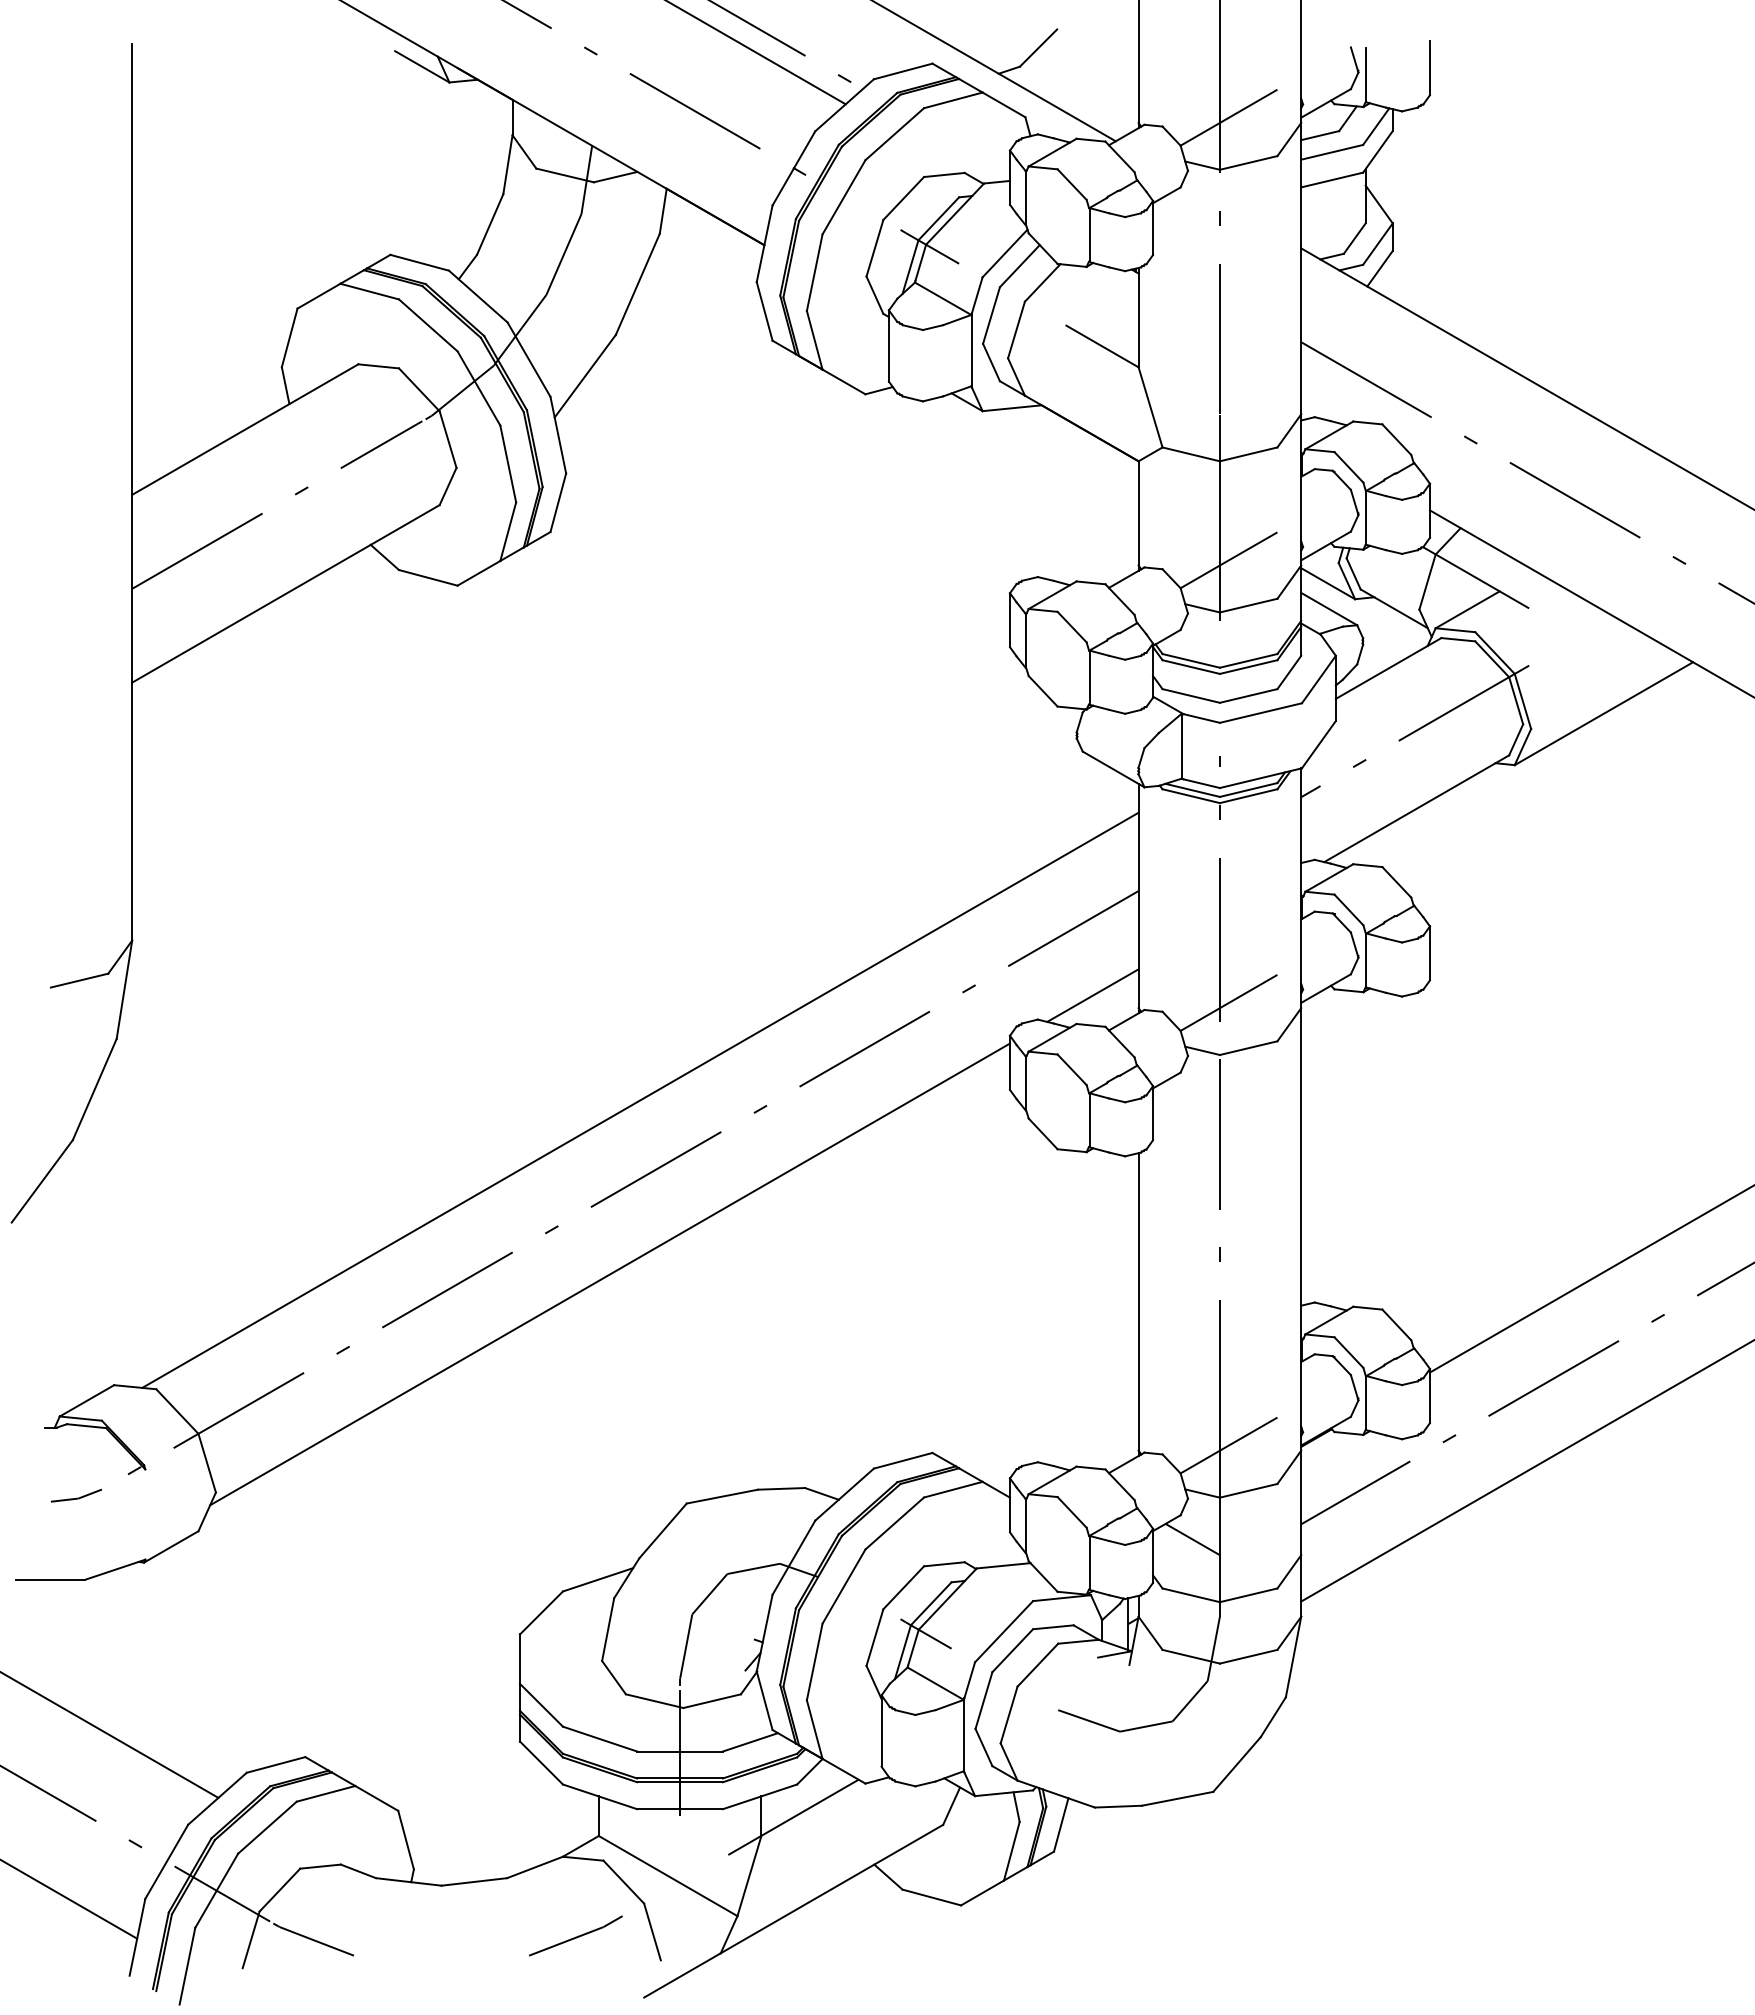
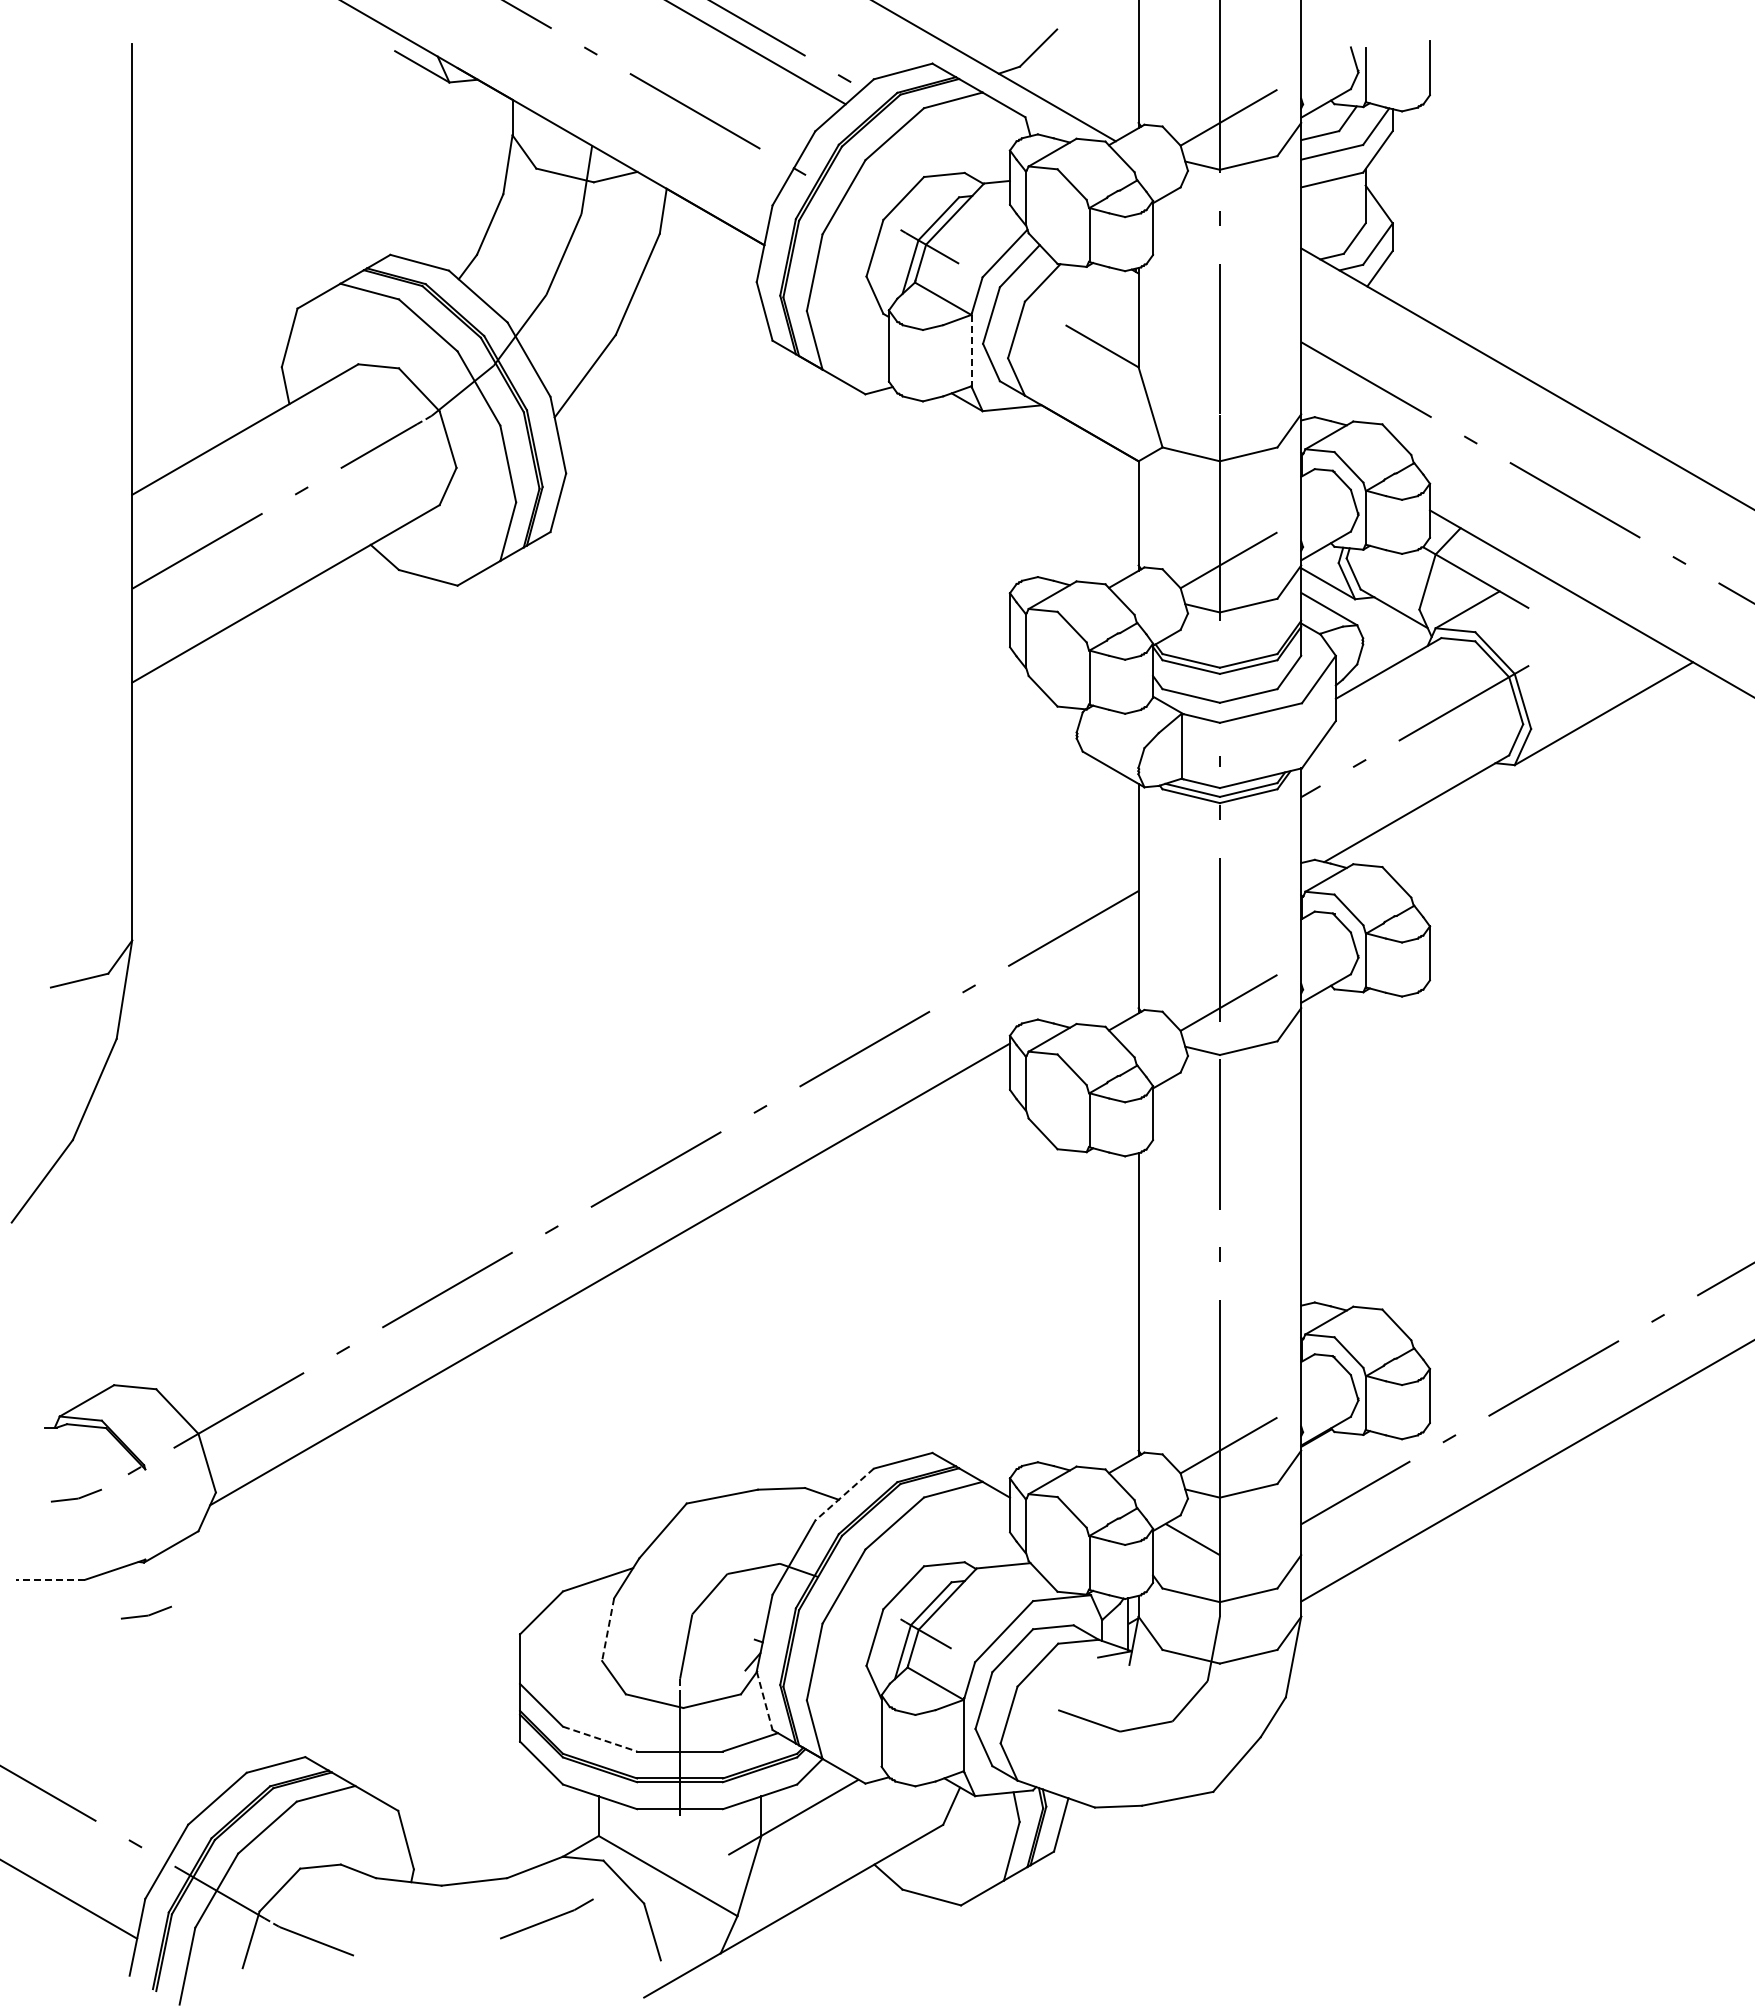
line: solid -> dashed (971, 349)
line: present -> none (1092, 995)
line: present -> none (640, 1099)
line: present -> none (1590, 1279)
line: solid -> dashed (844, 1494)
line: solid -> dashed (50, 1579)
part: none -> present (145, 1612)
line: solid -> dashed (608, 1629)
line: solid -> dashed (764, 1701)
line: present -> none (110, 1735)
line: solid -> dashed (600, 1739)
part position: (575, 1935) -> (546, 1918) (546, 1918)
